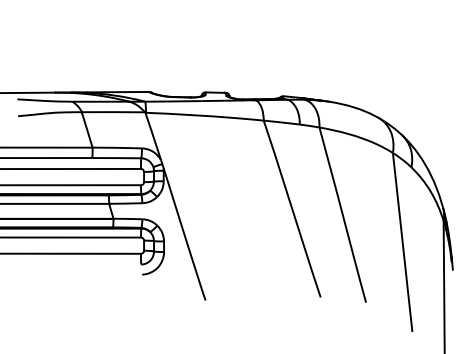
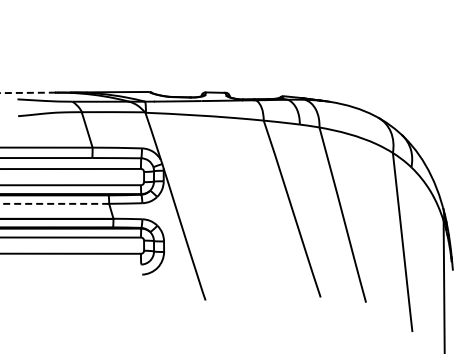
line: solid -> dashed (27, 92)
line: solid -> dashed (54, 203)
